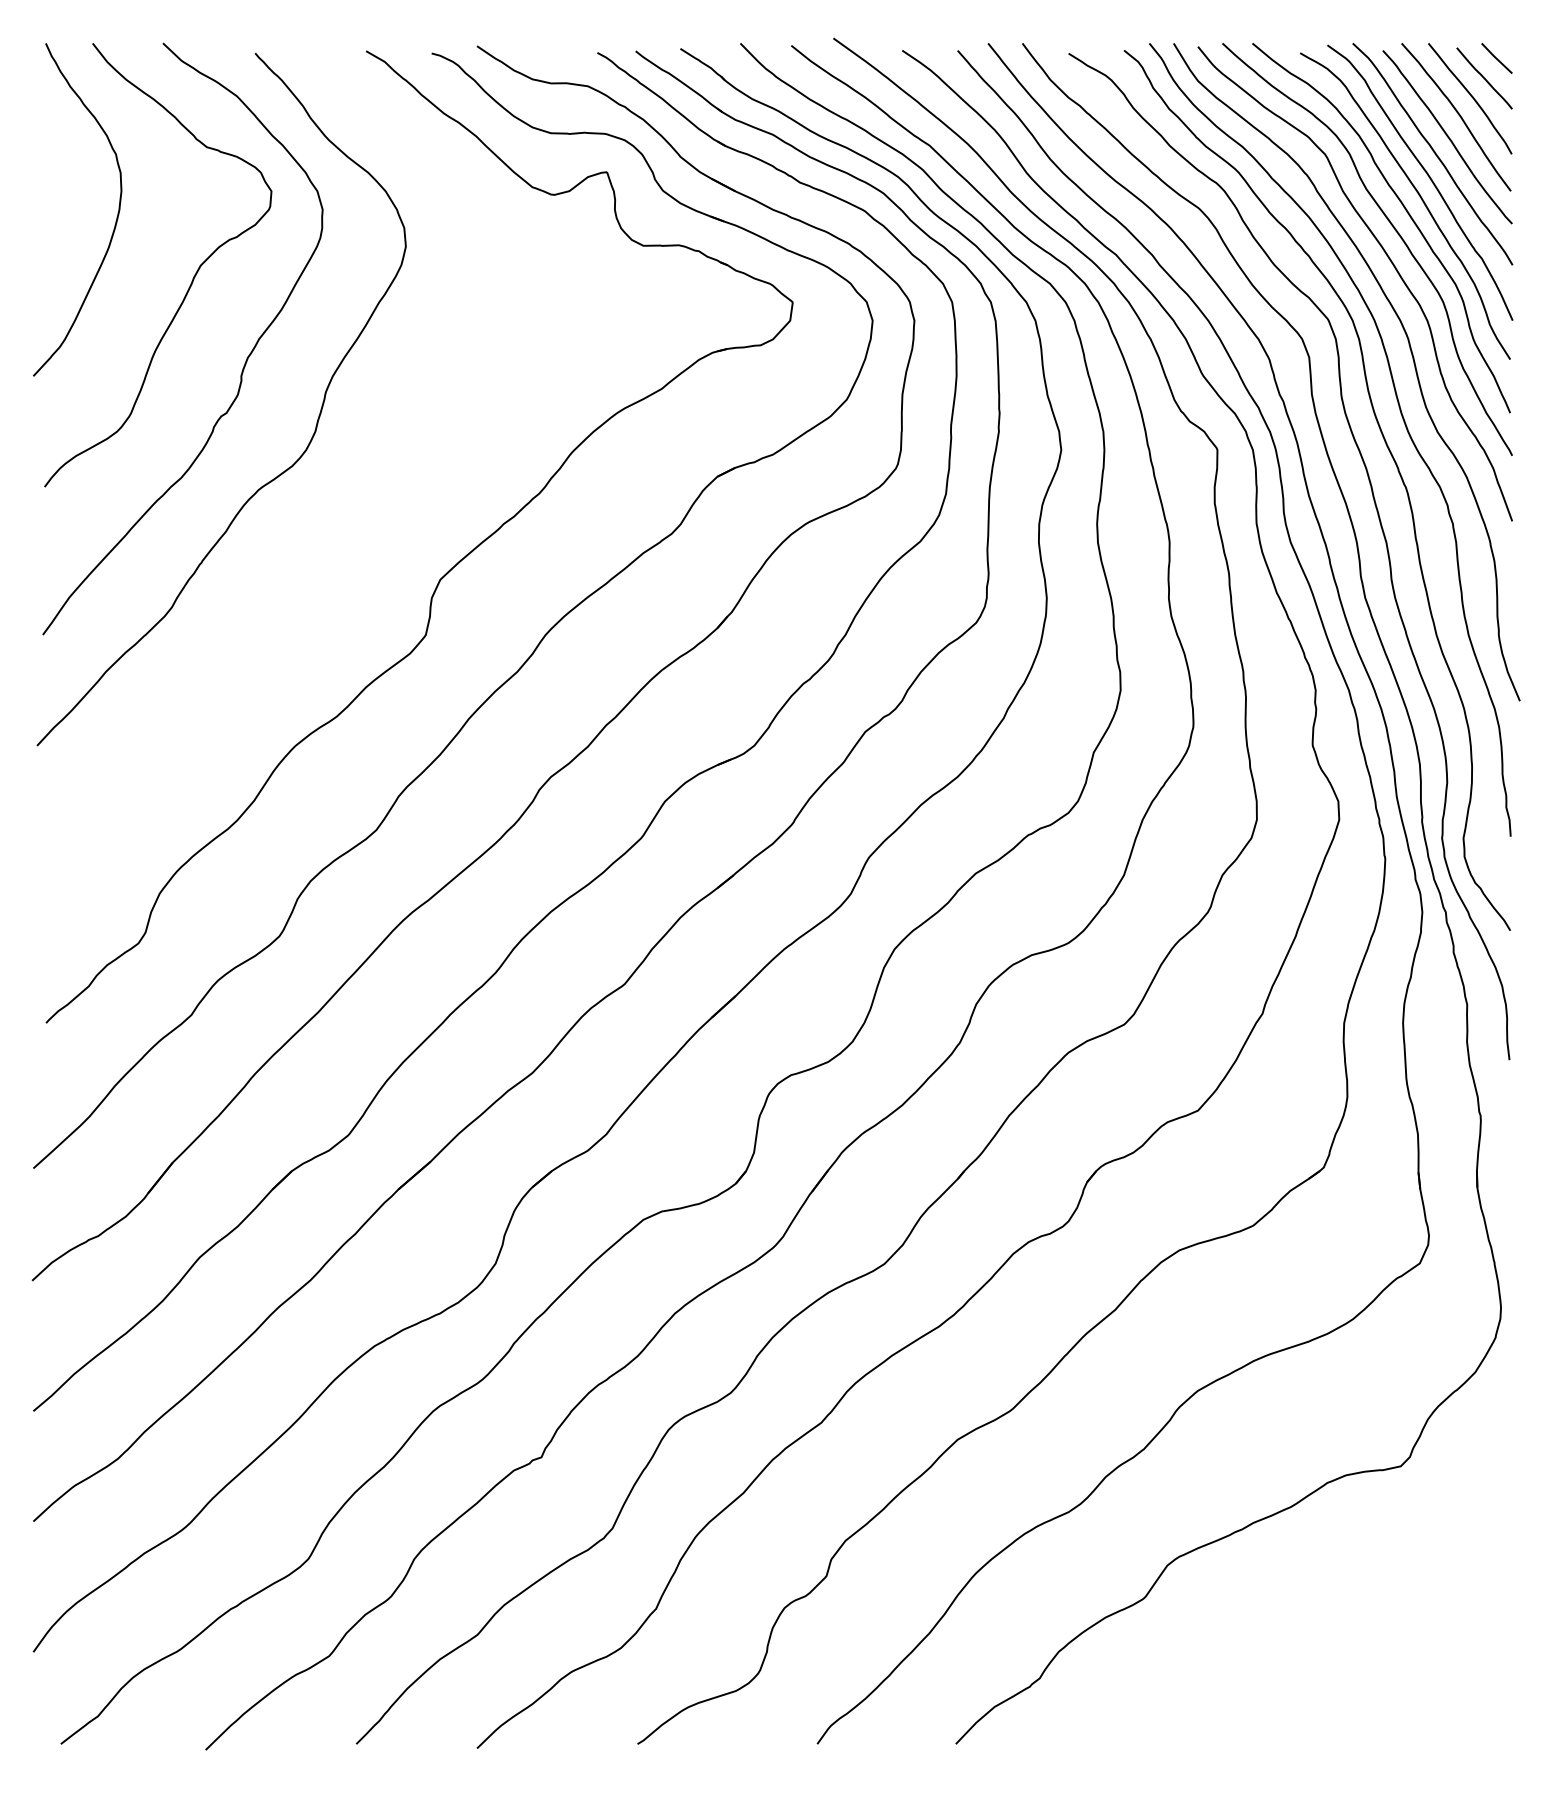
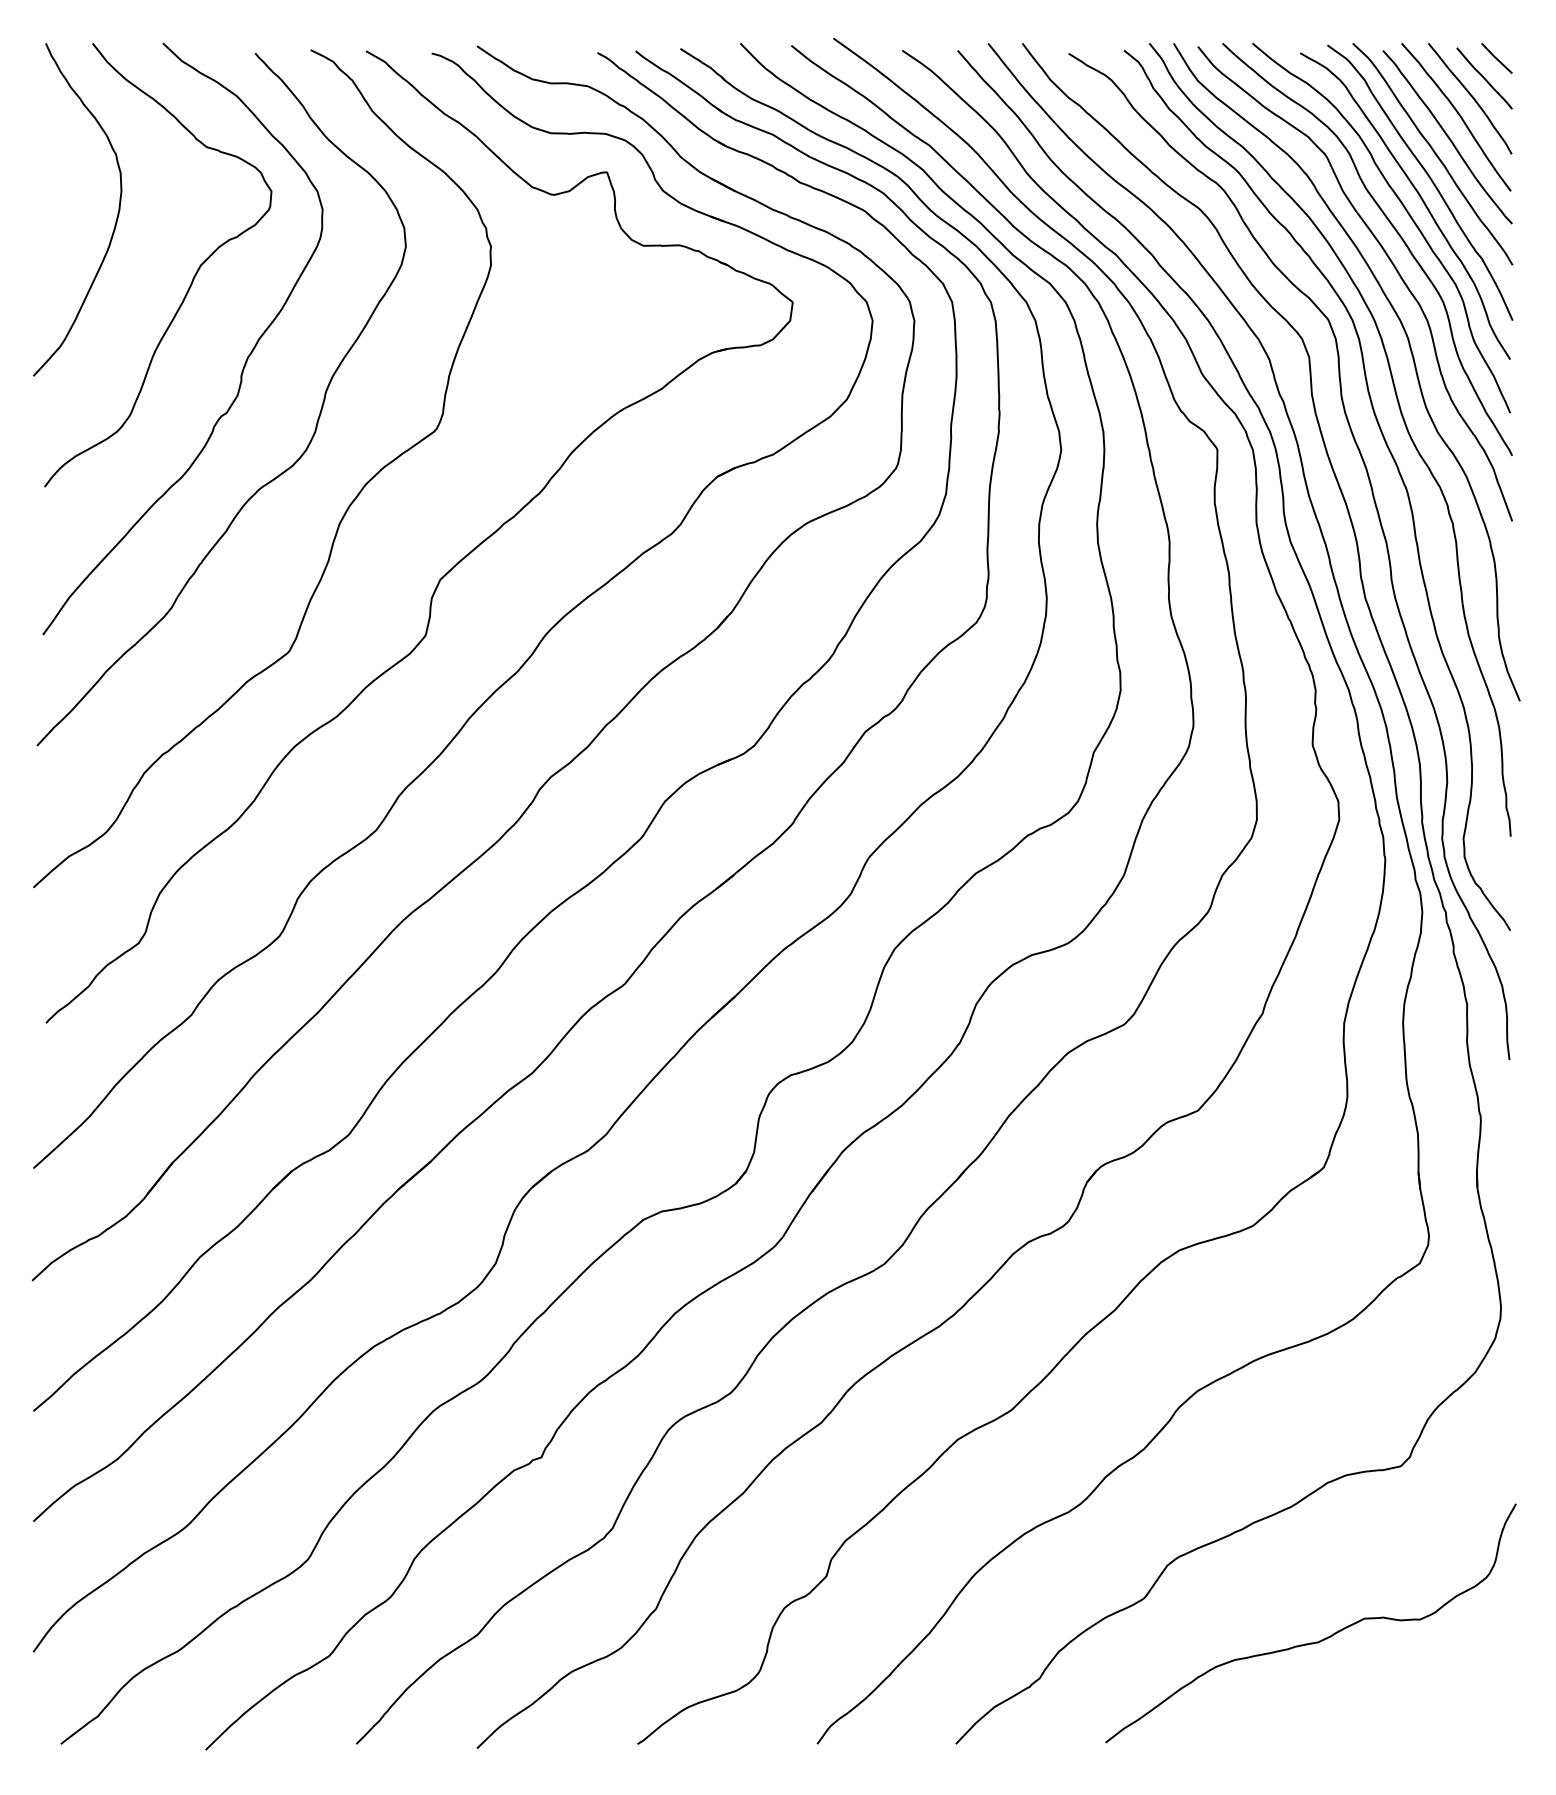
curve: none -> present (344, 512)
curve: none -> present (1316, 1641)
